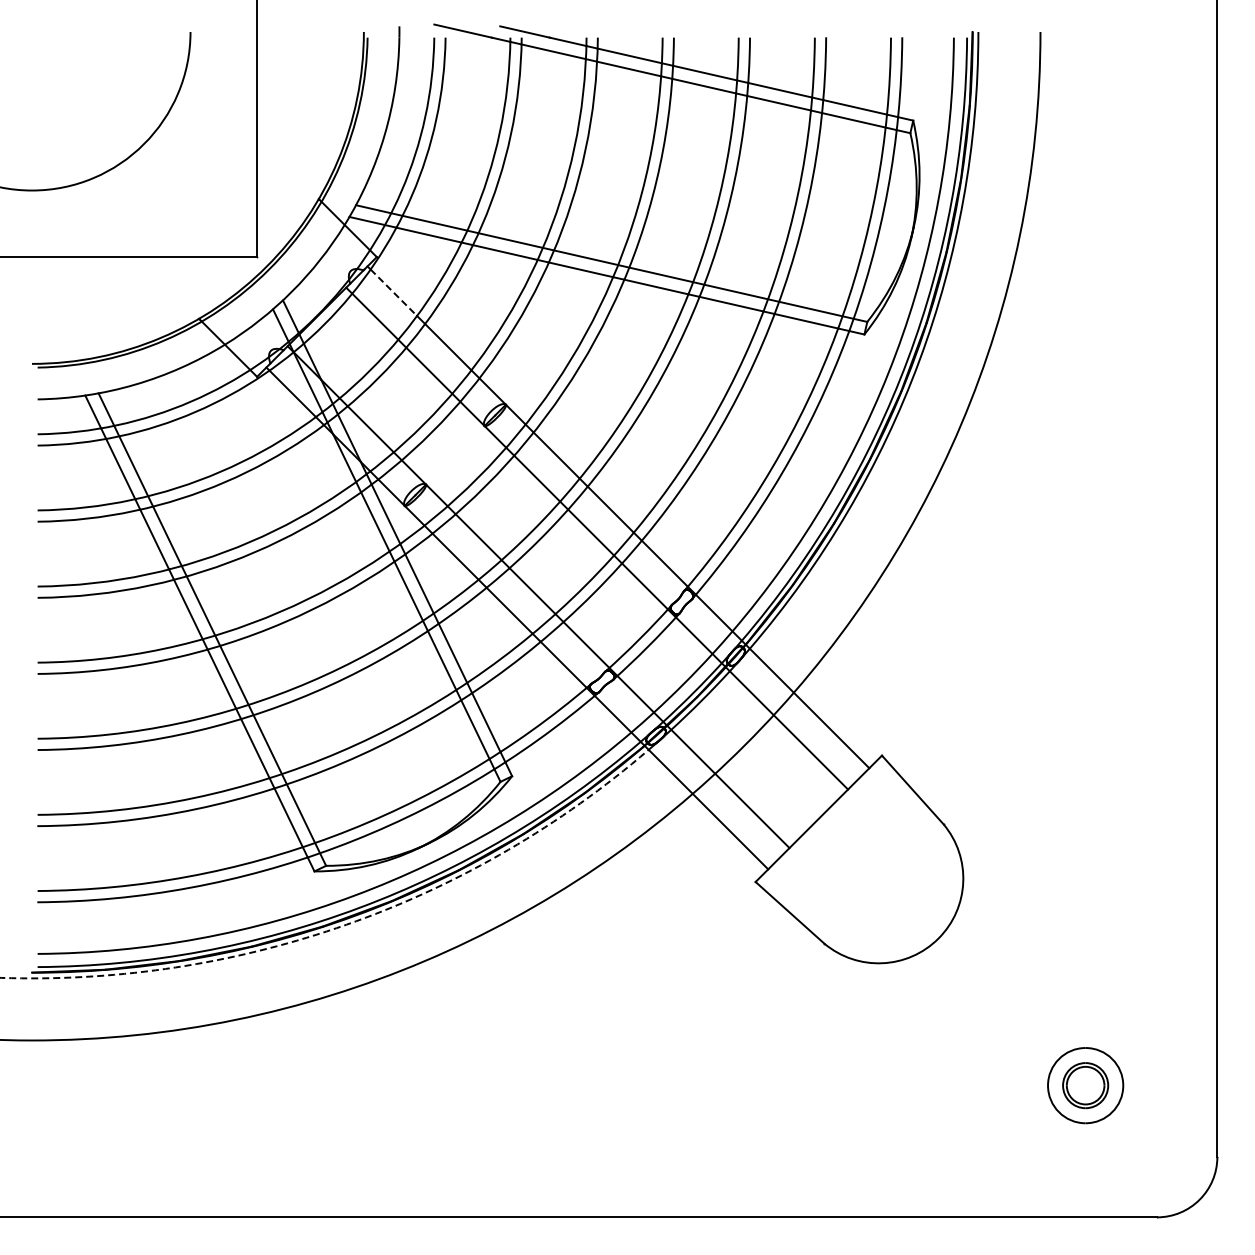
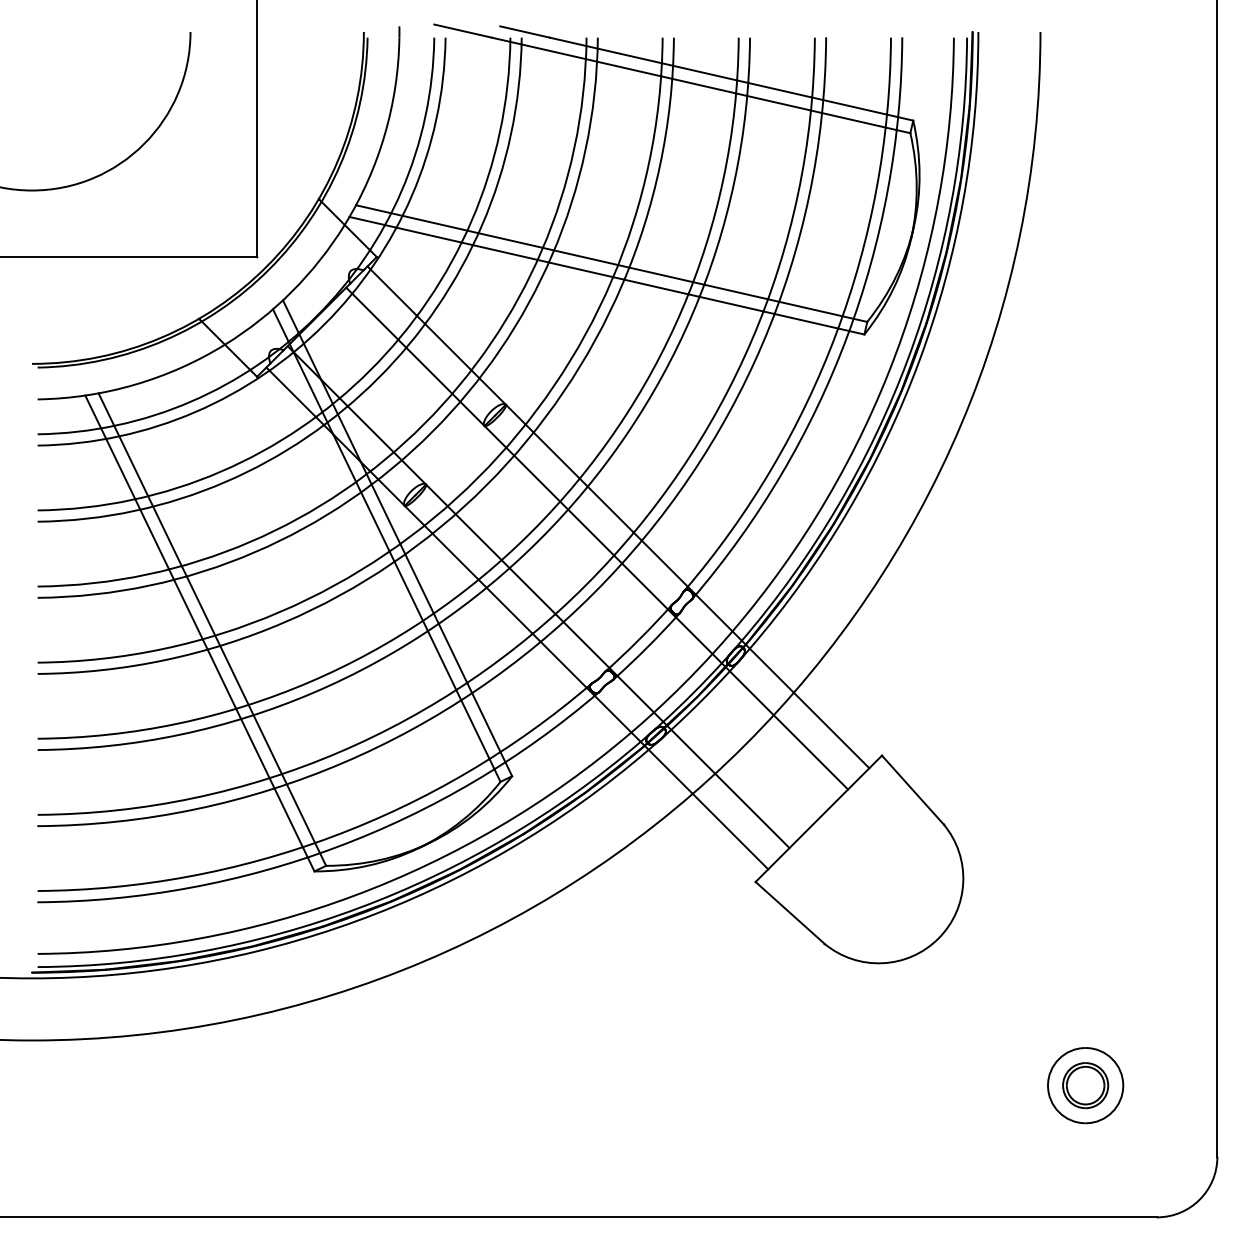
line: dashed -> solid (393, 292)
arc: dashed -> solid (346, 924)
